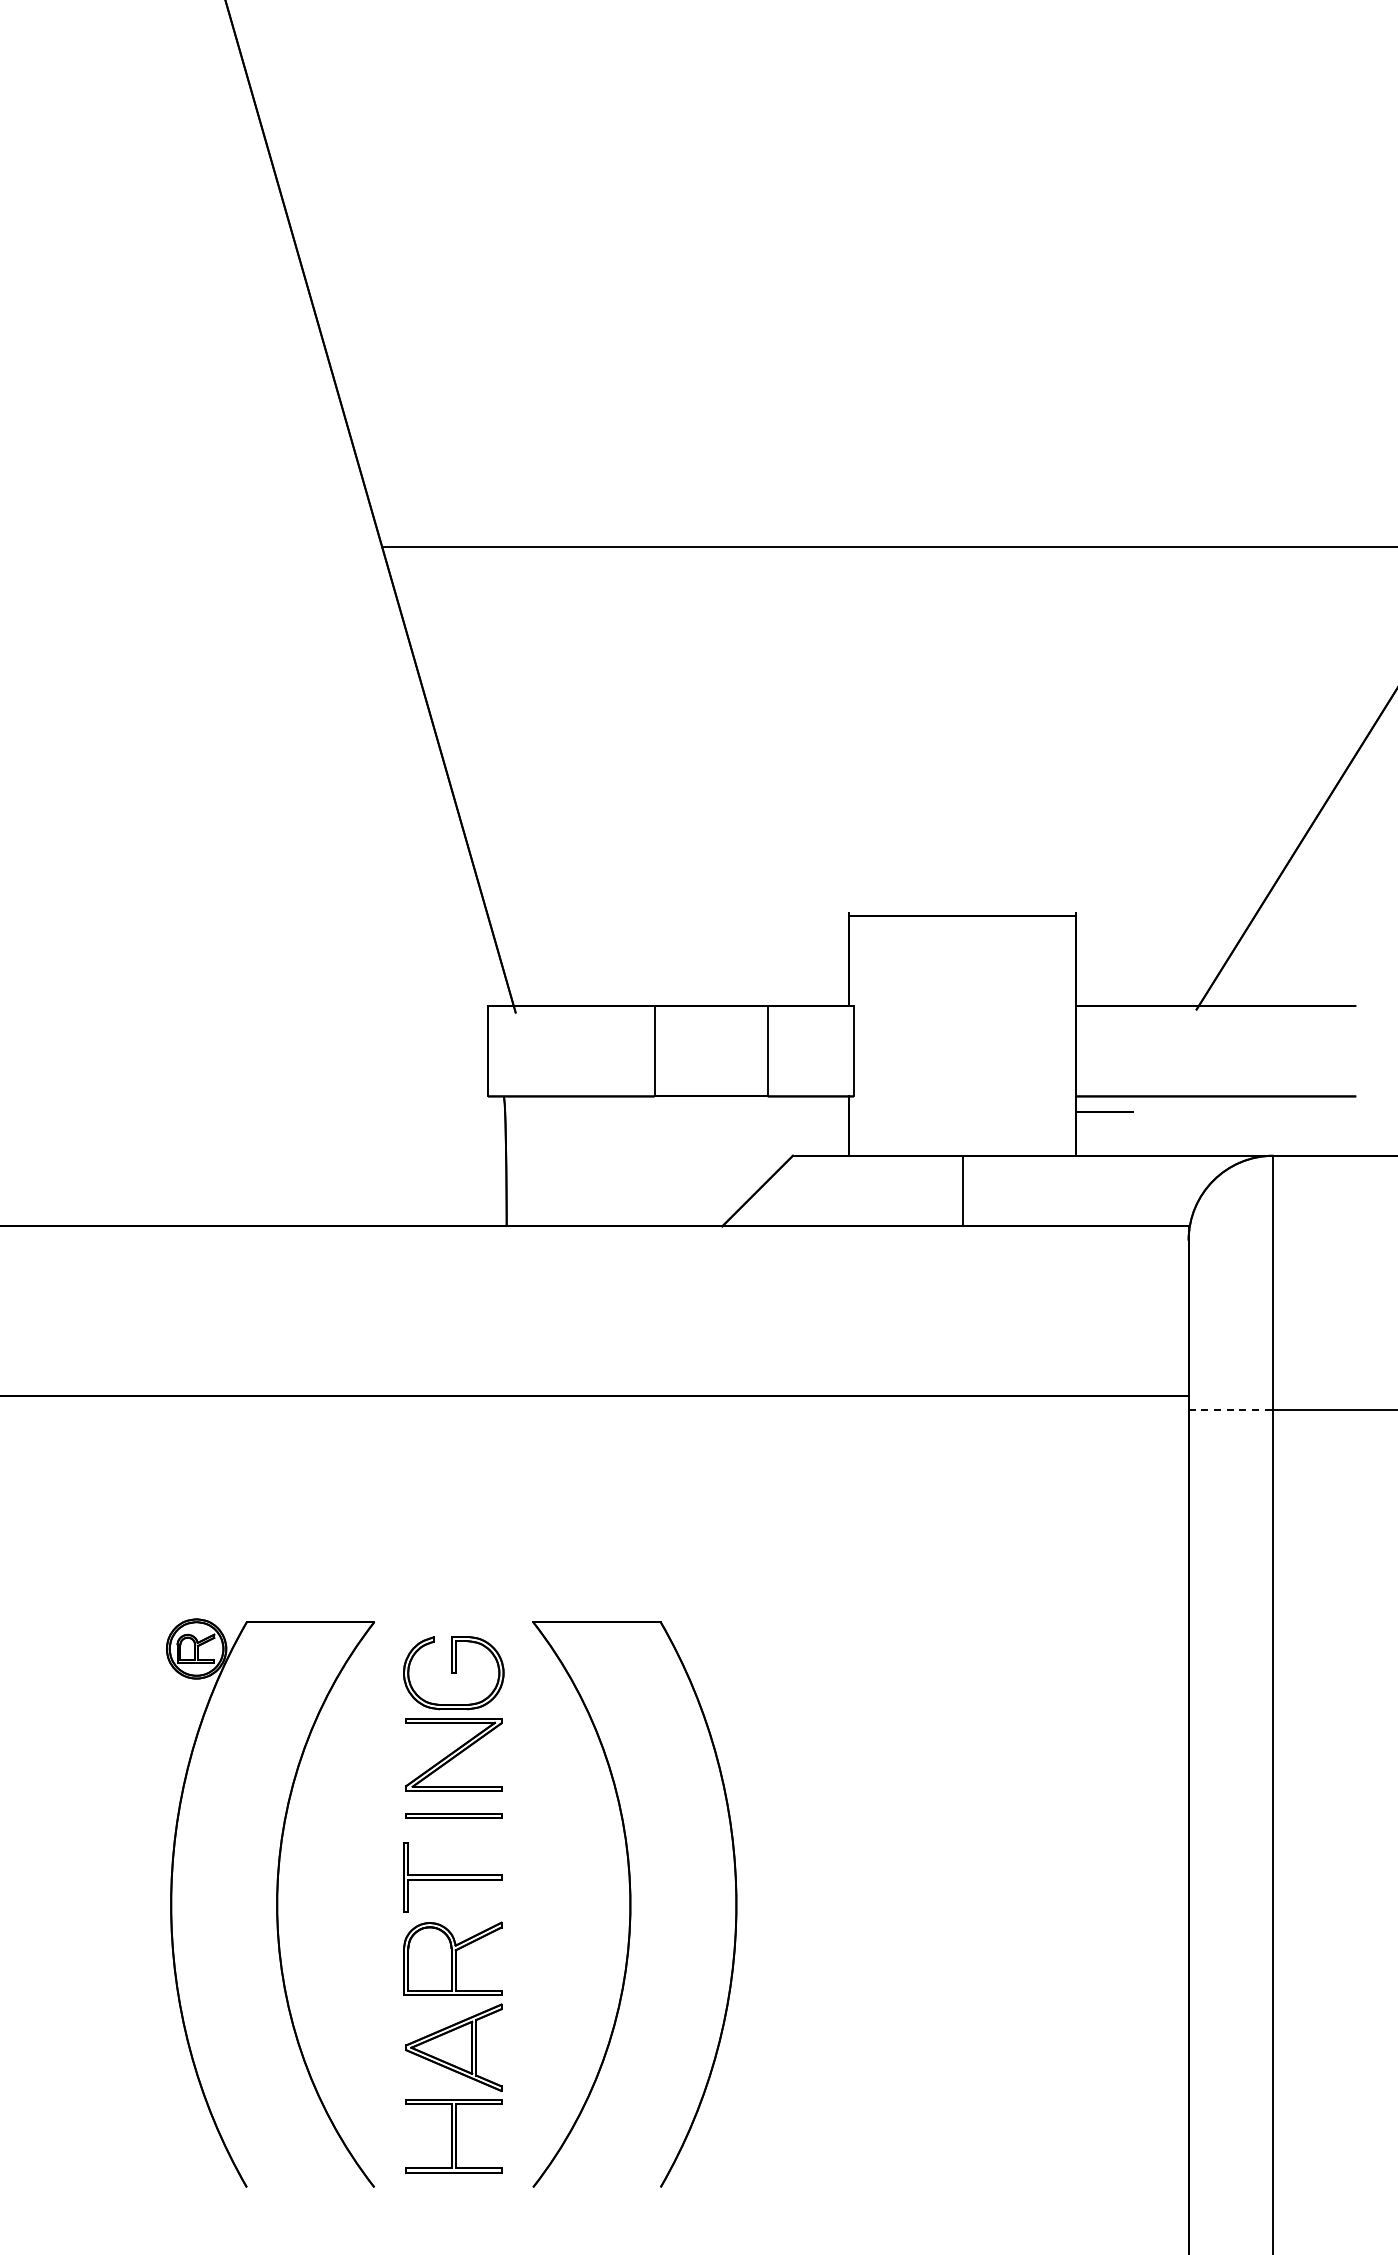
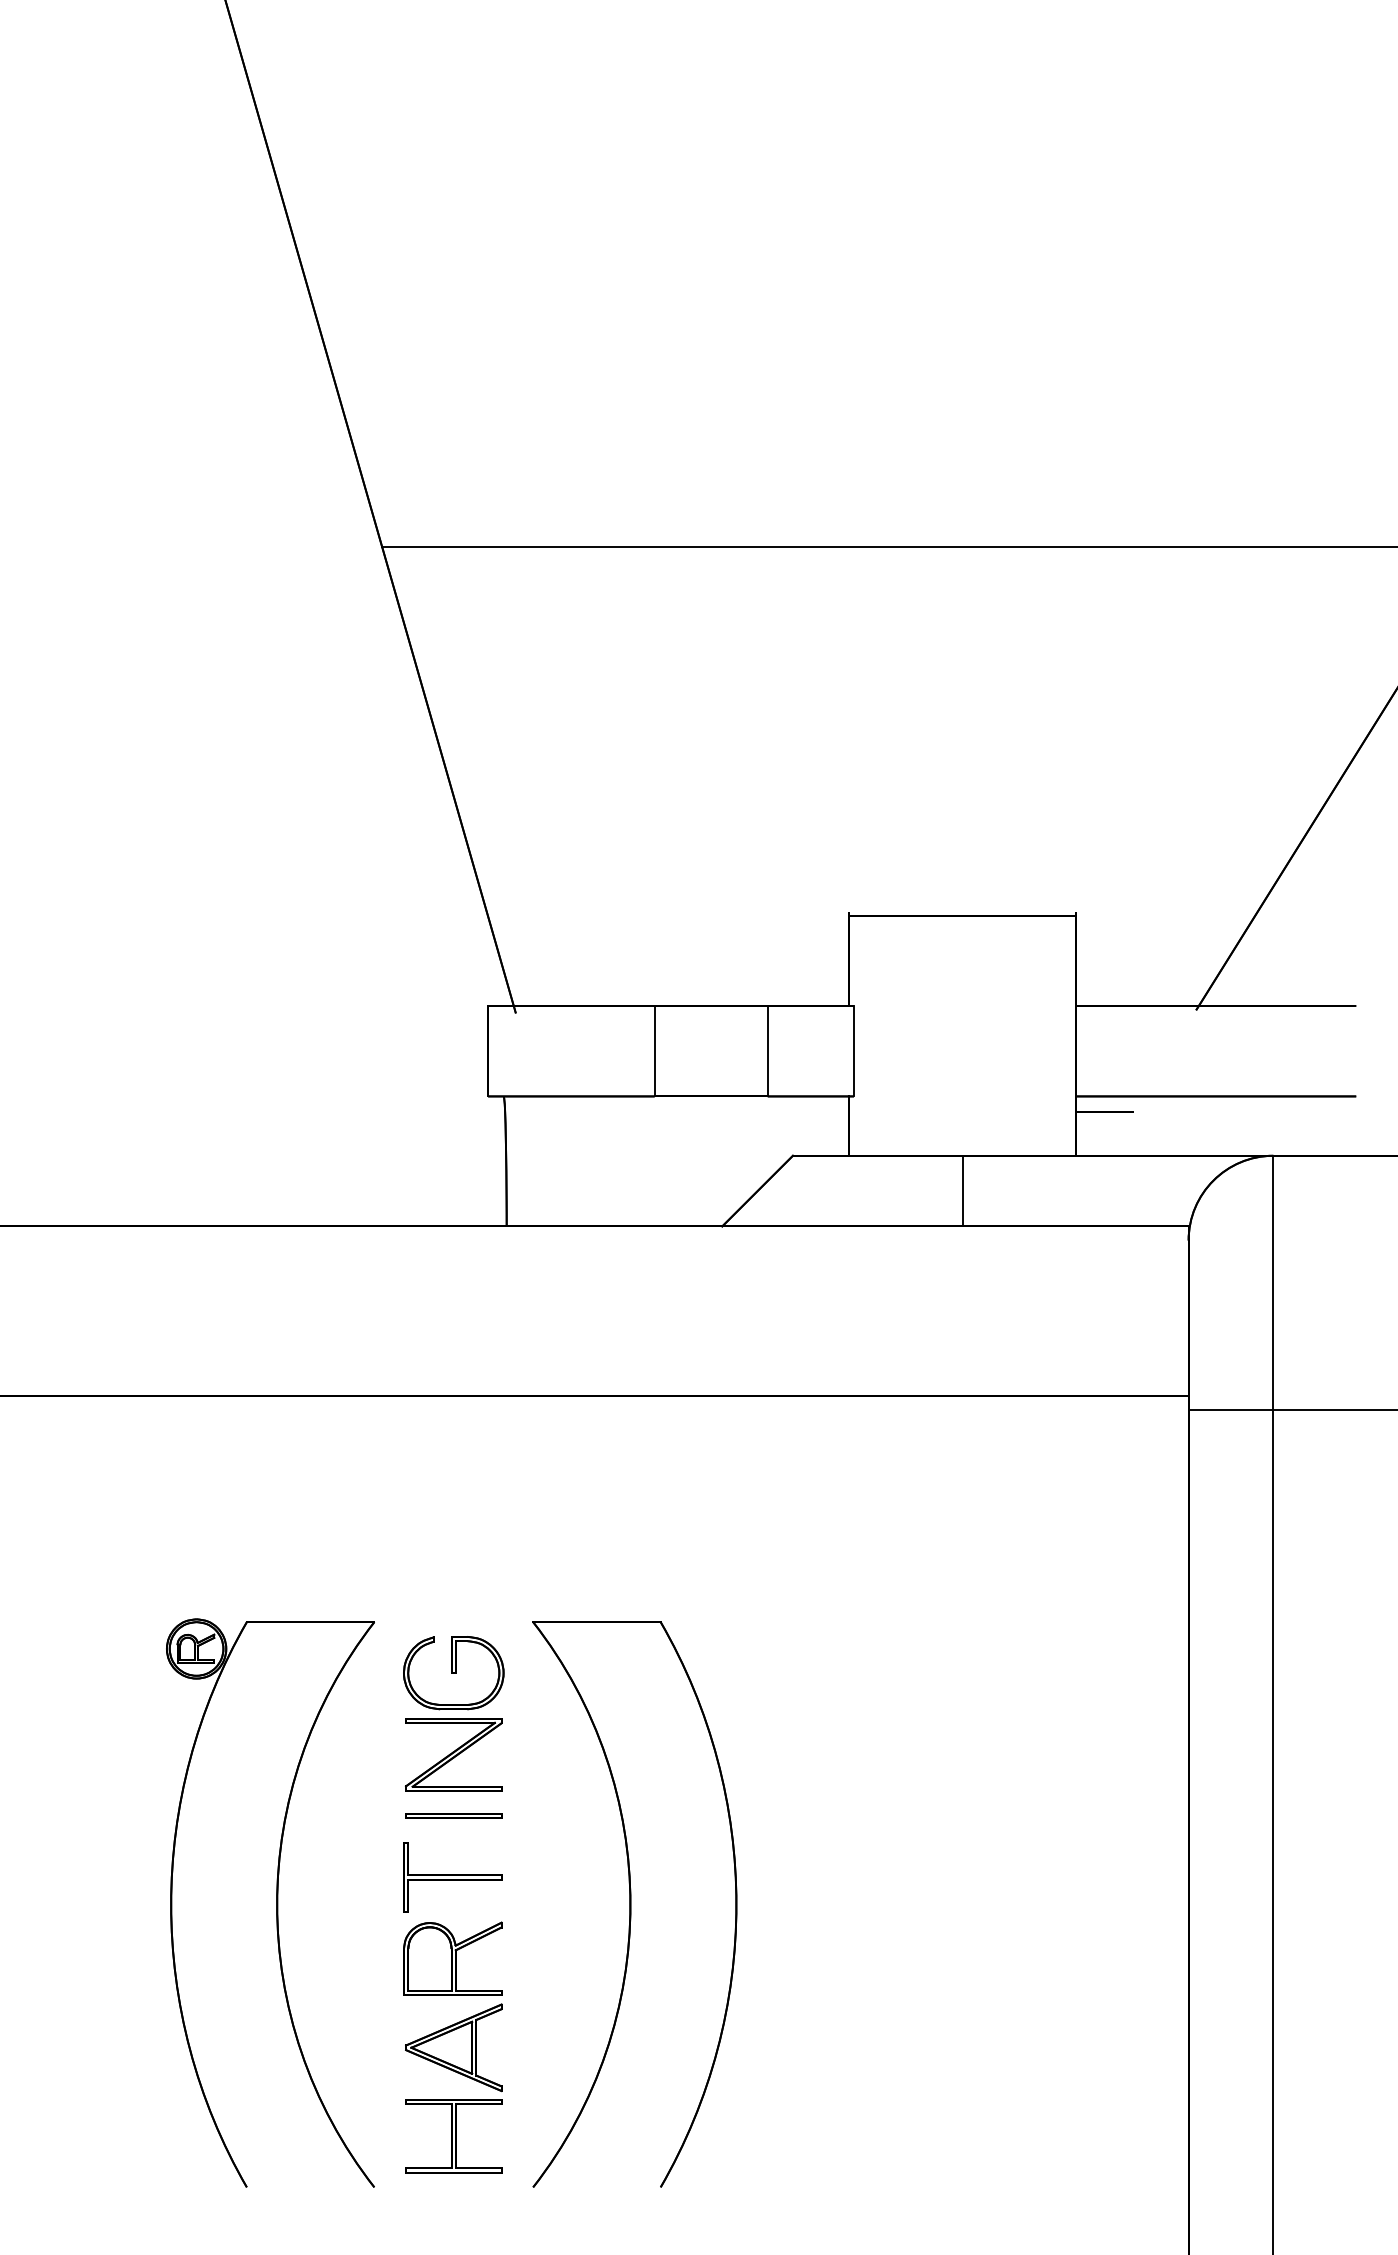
line: dashed -> solid (1231, 1410)
